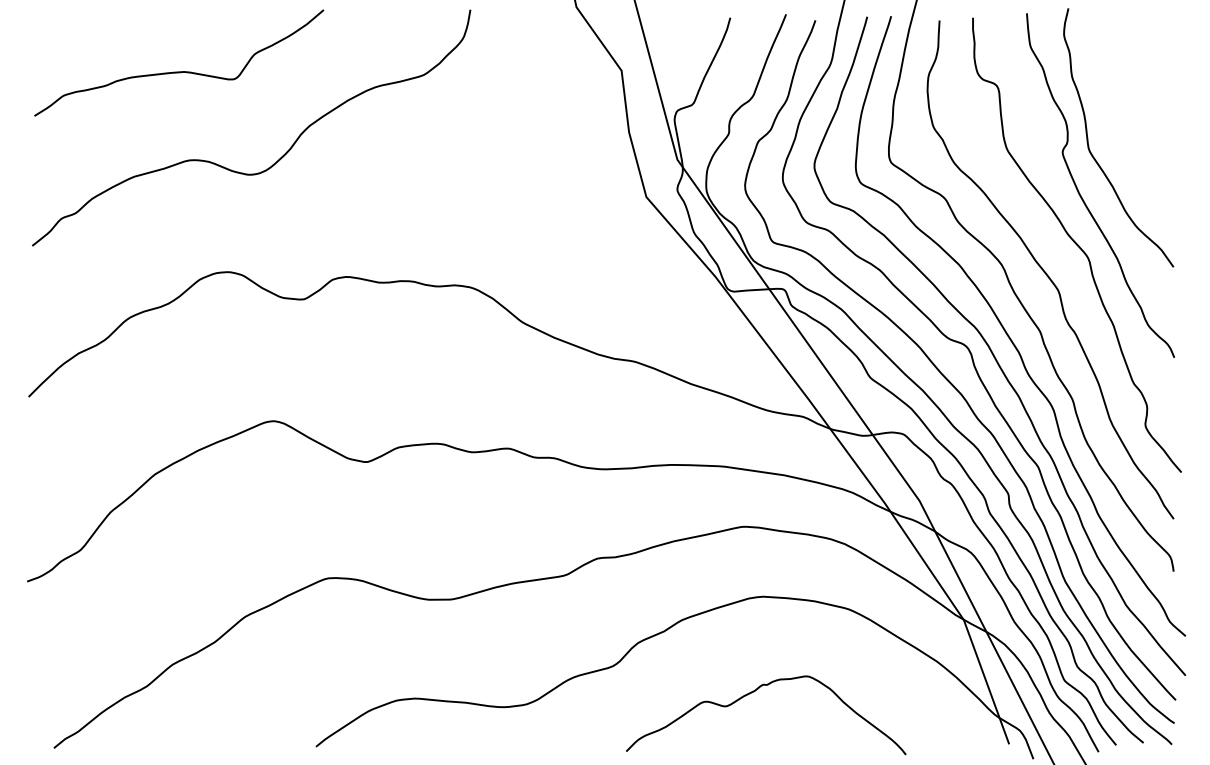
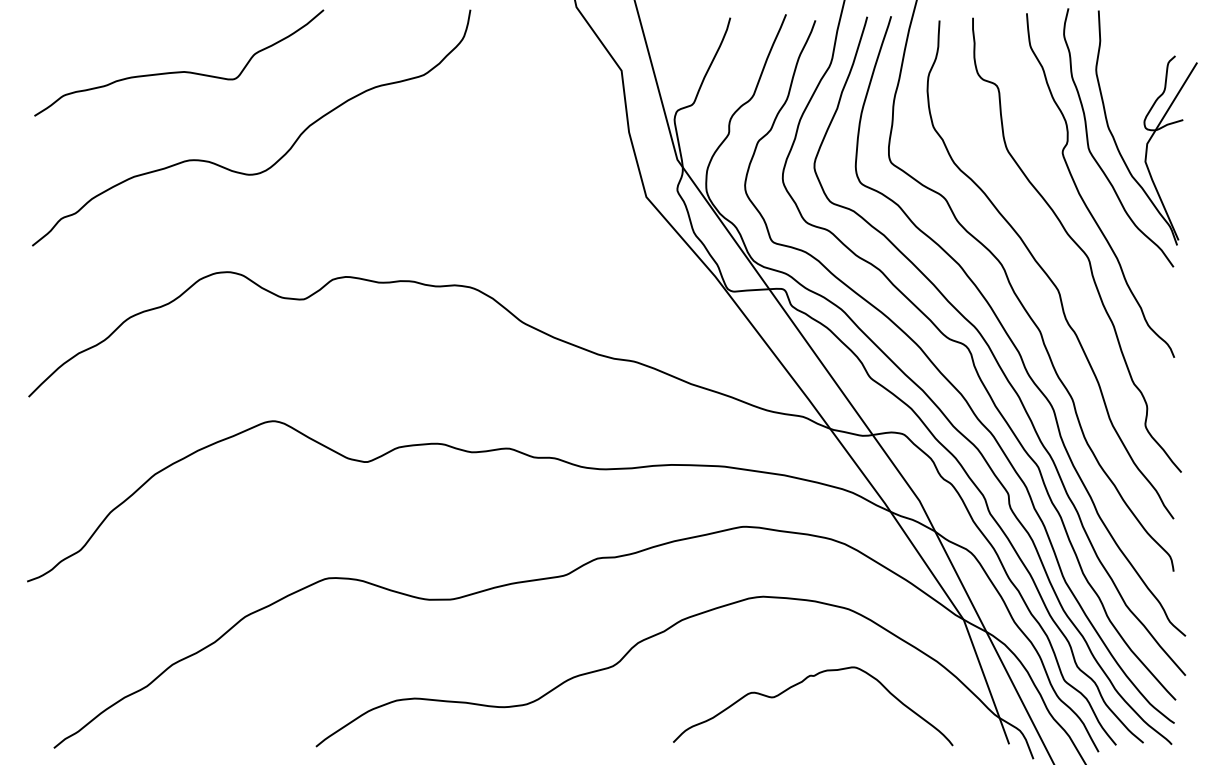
part: none -> present (1146, 127)
curve position: (754, 692) -> (801, 683) (801, 683)
